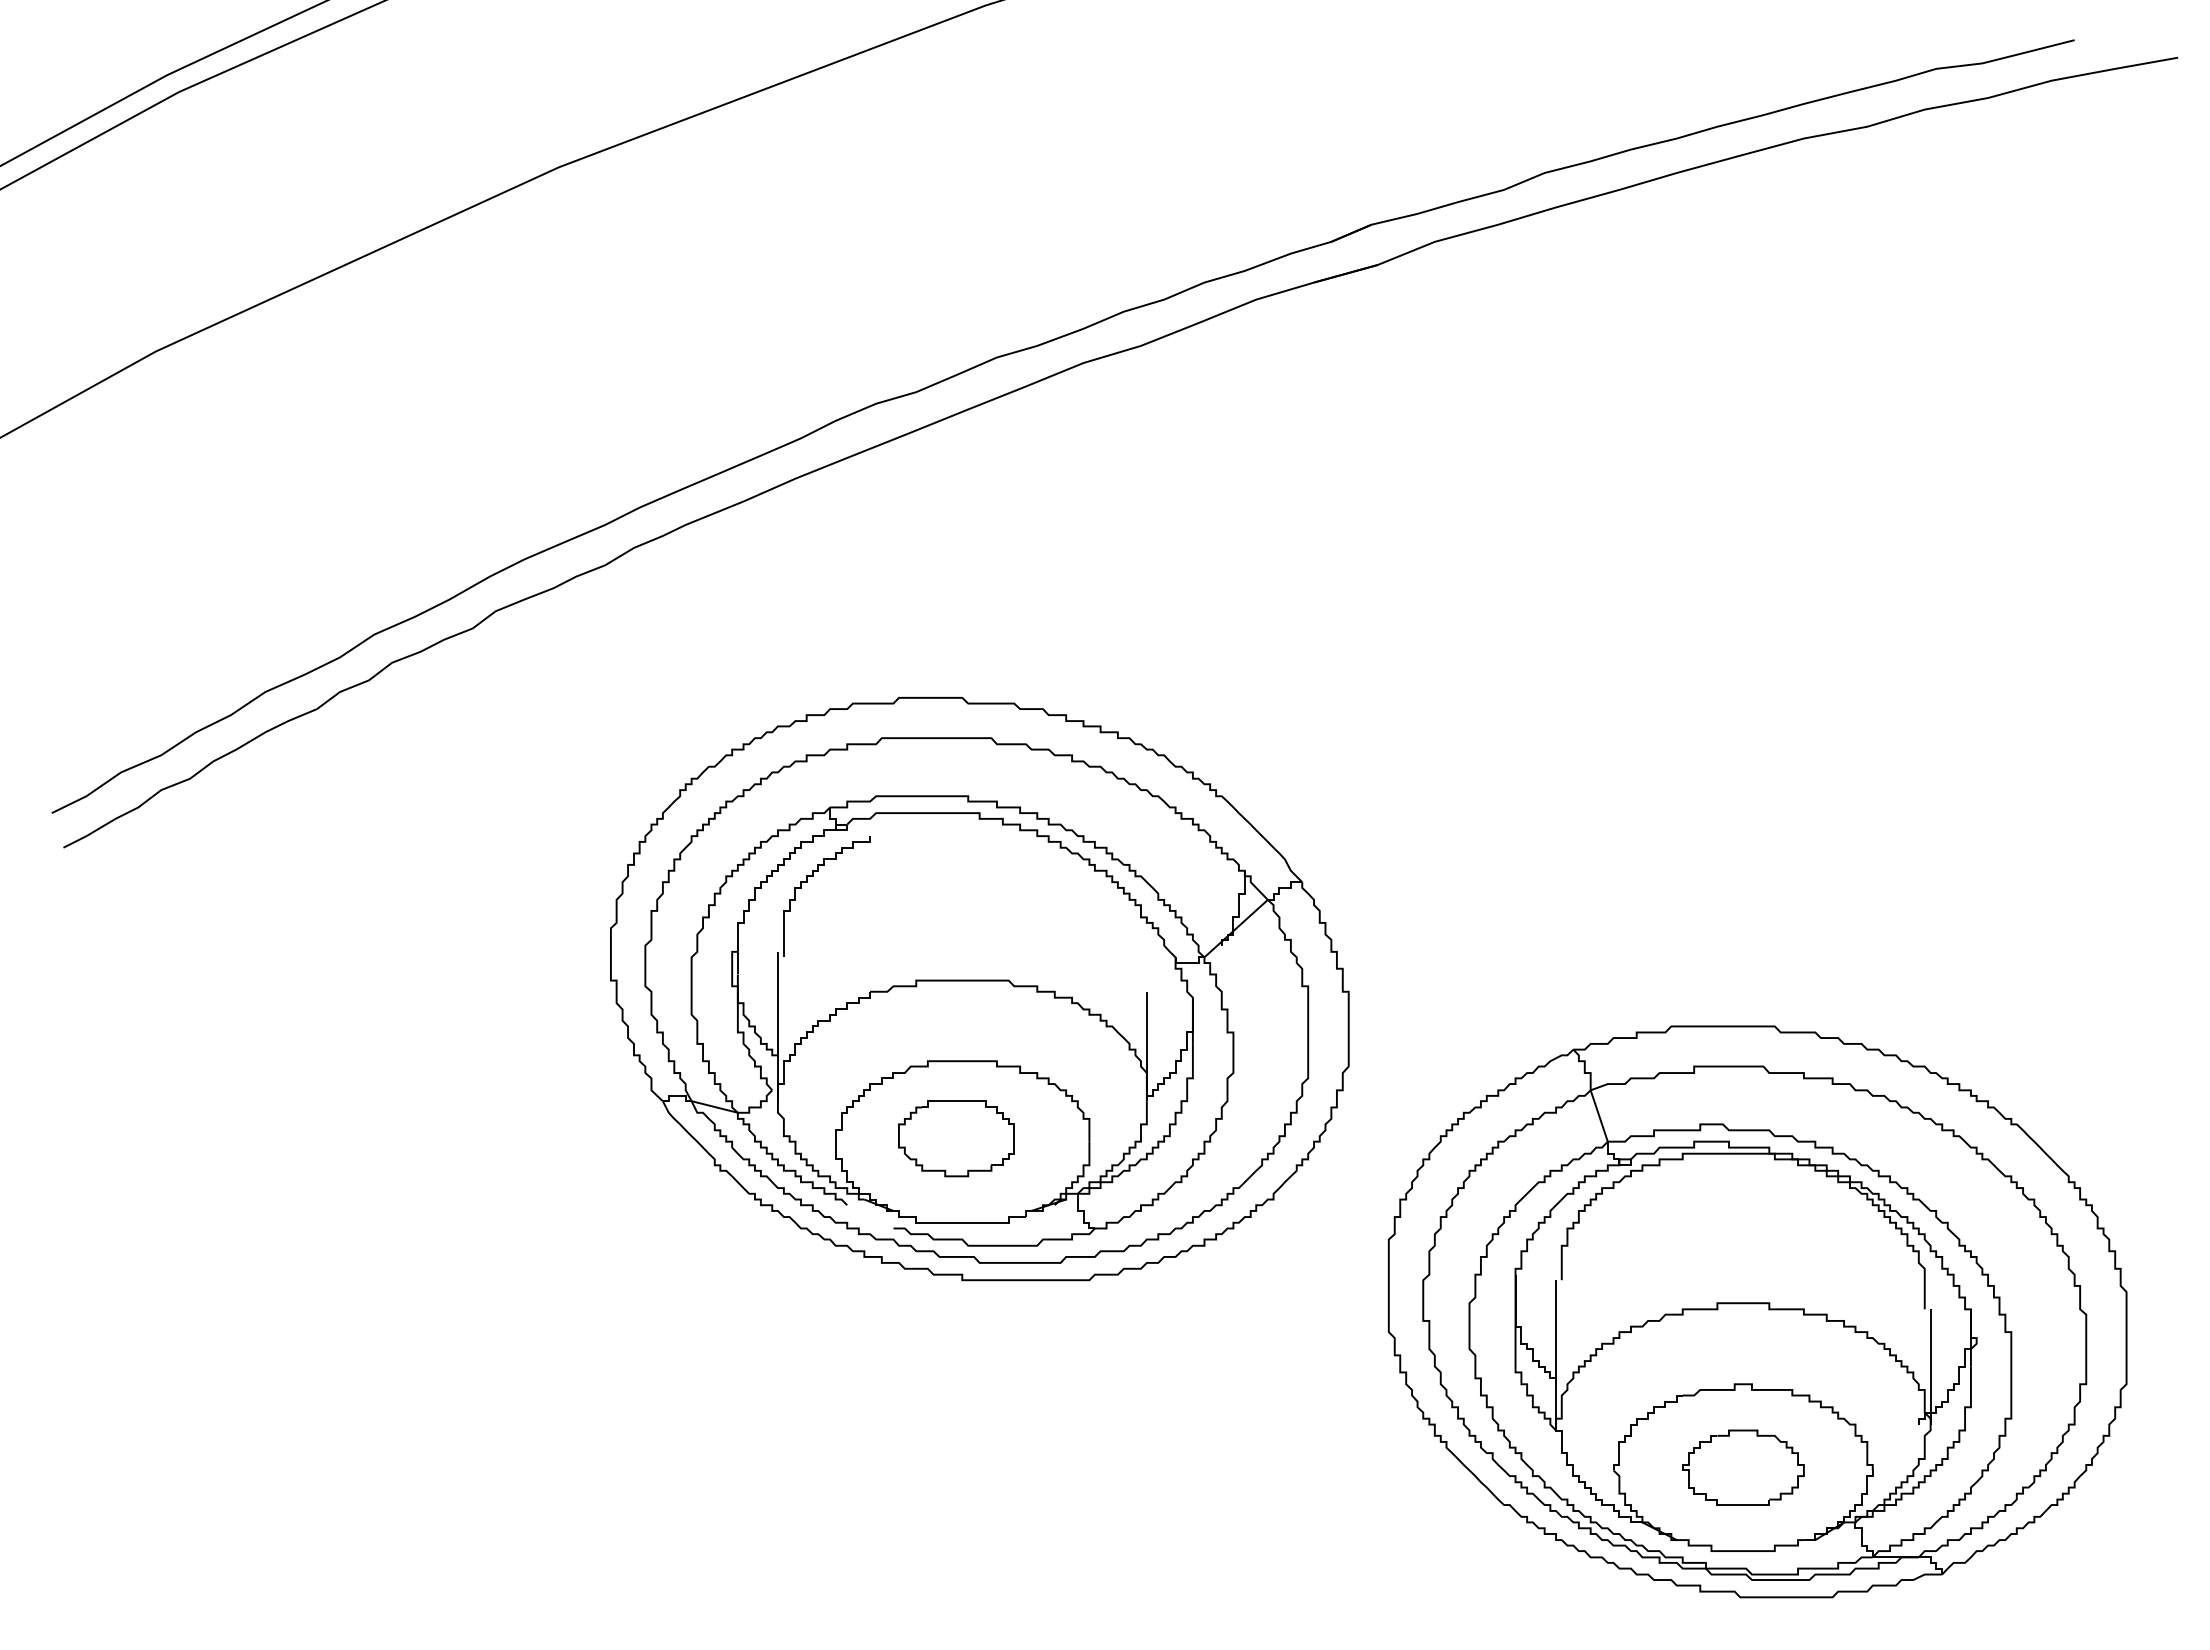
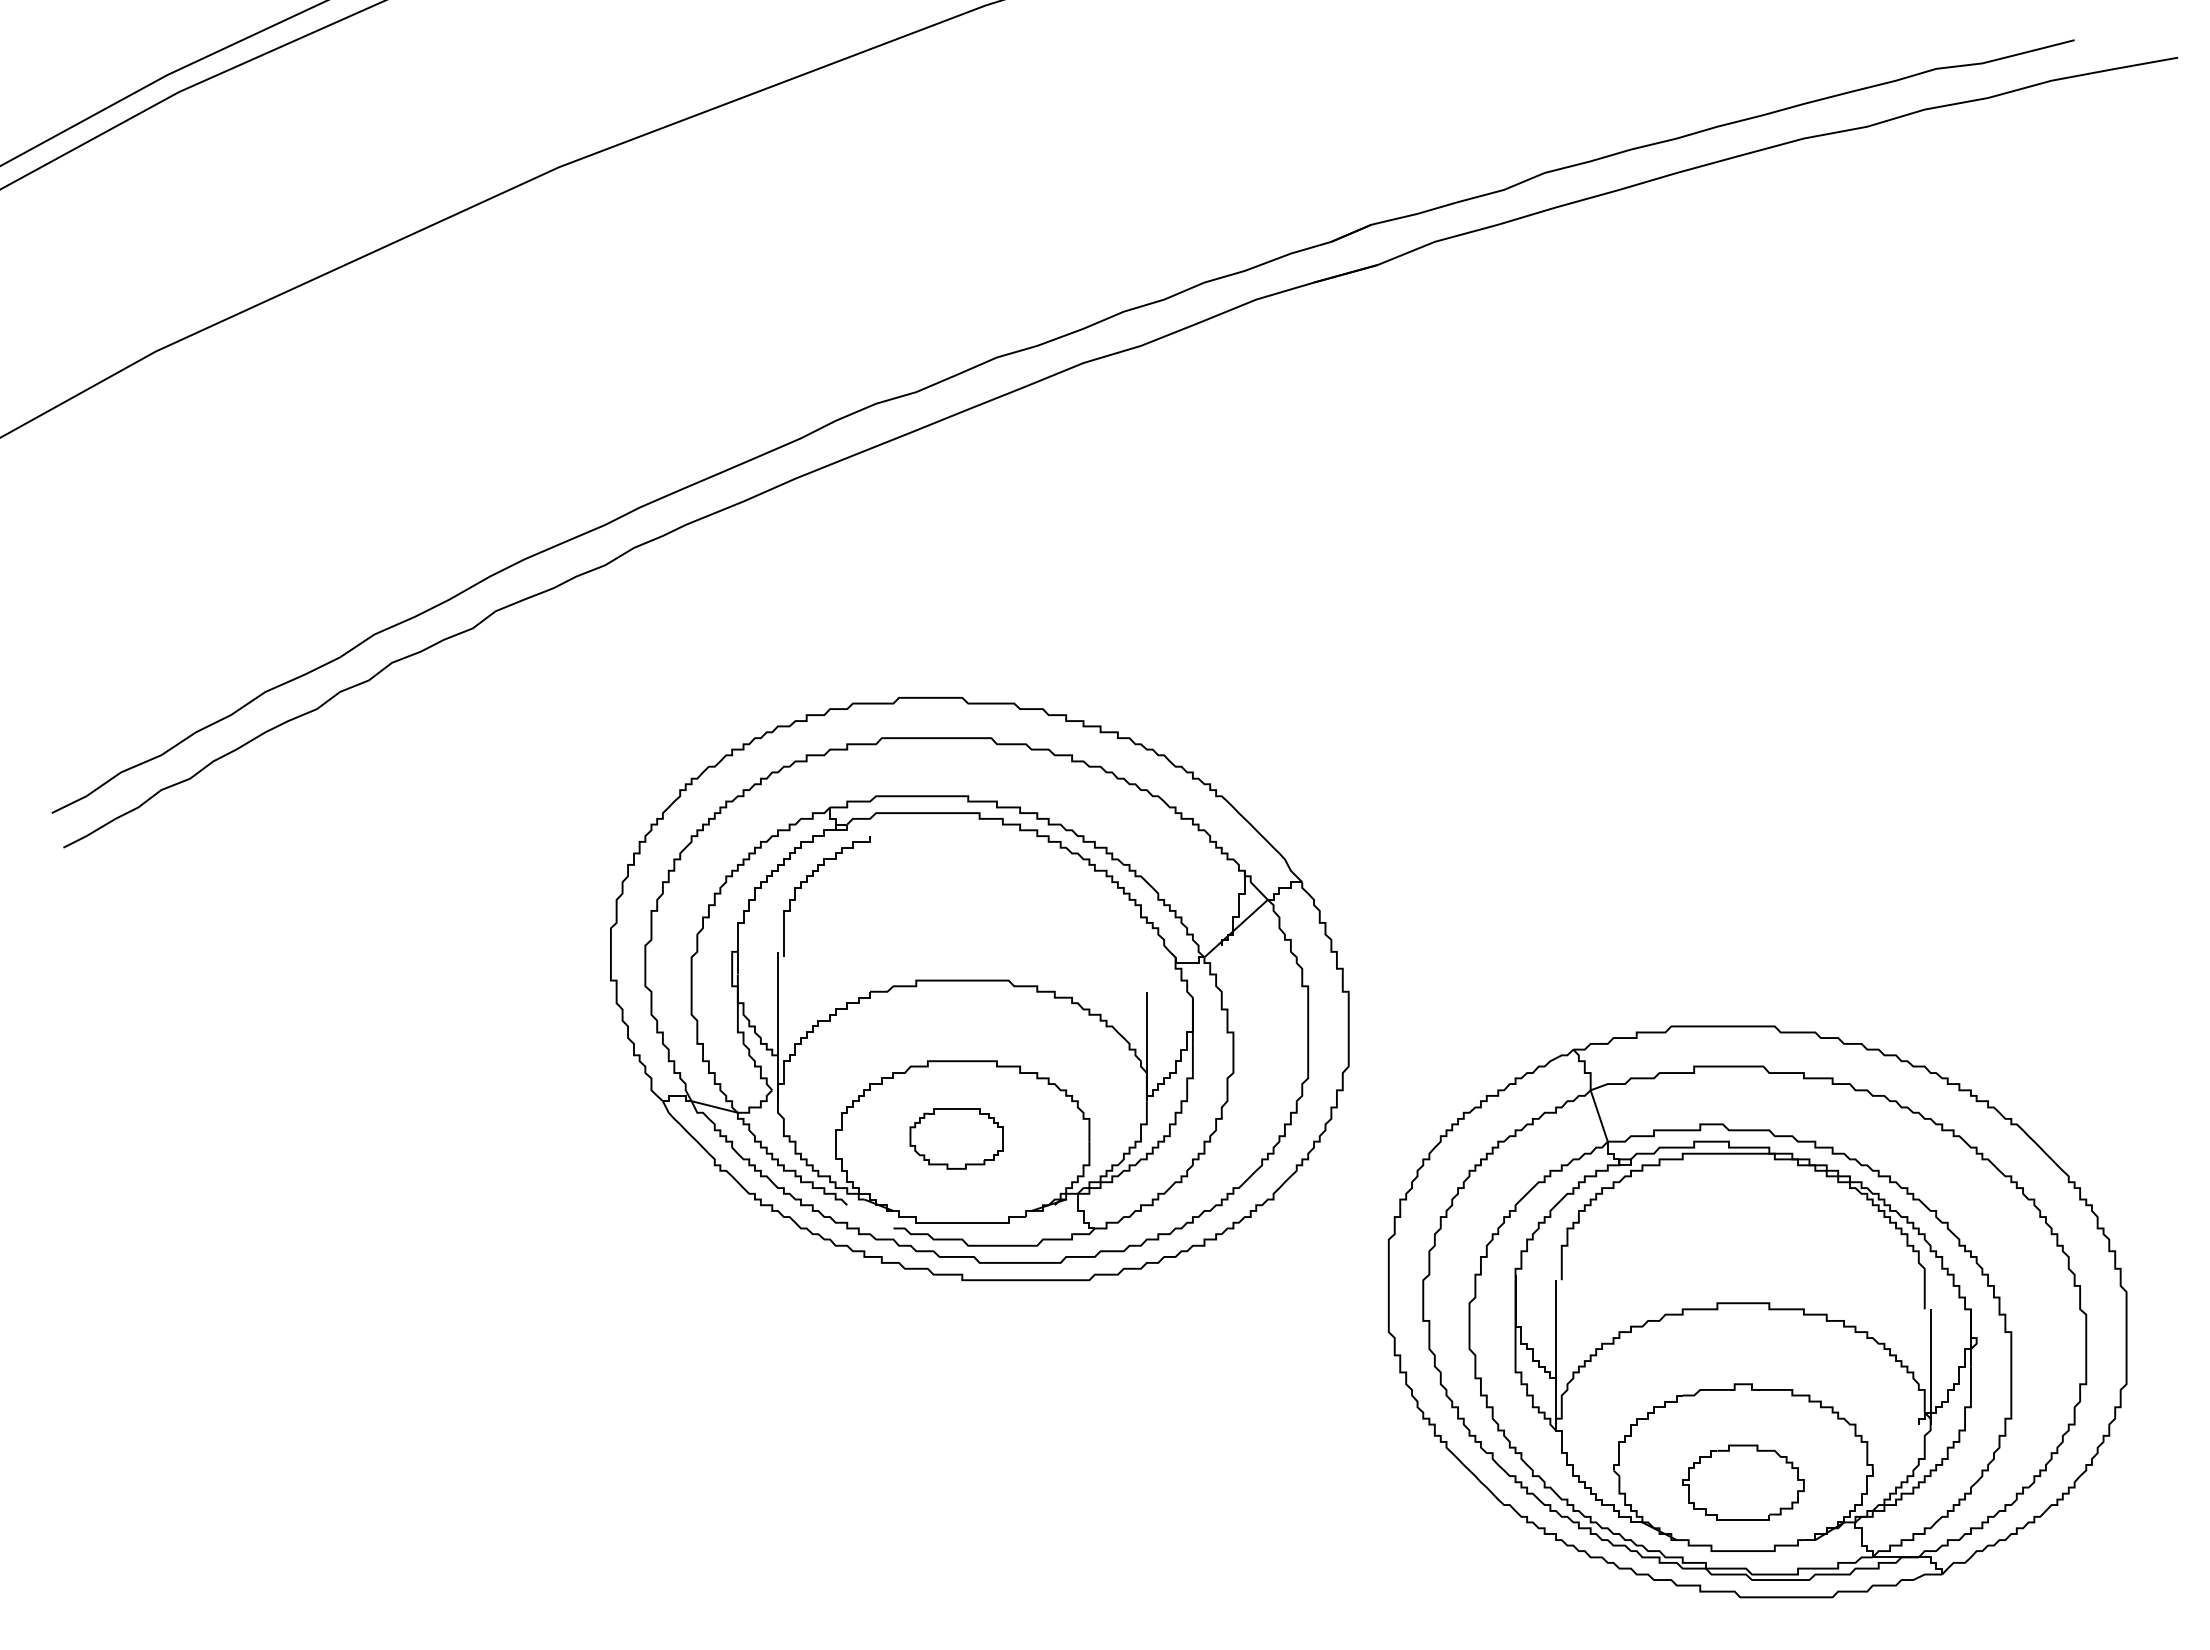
part size: 117x78 px -> 95x62 px (956, 1138)
part position: (1743, 1467) -> (1743, 1482) (1743, 1482)
